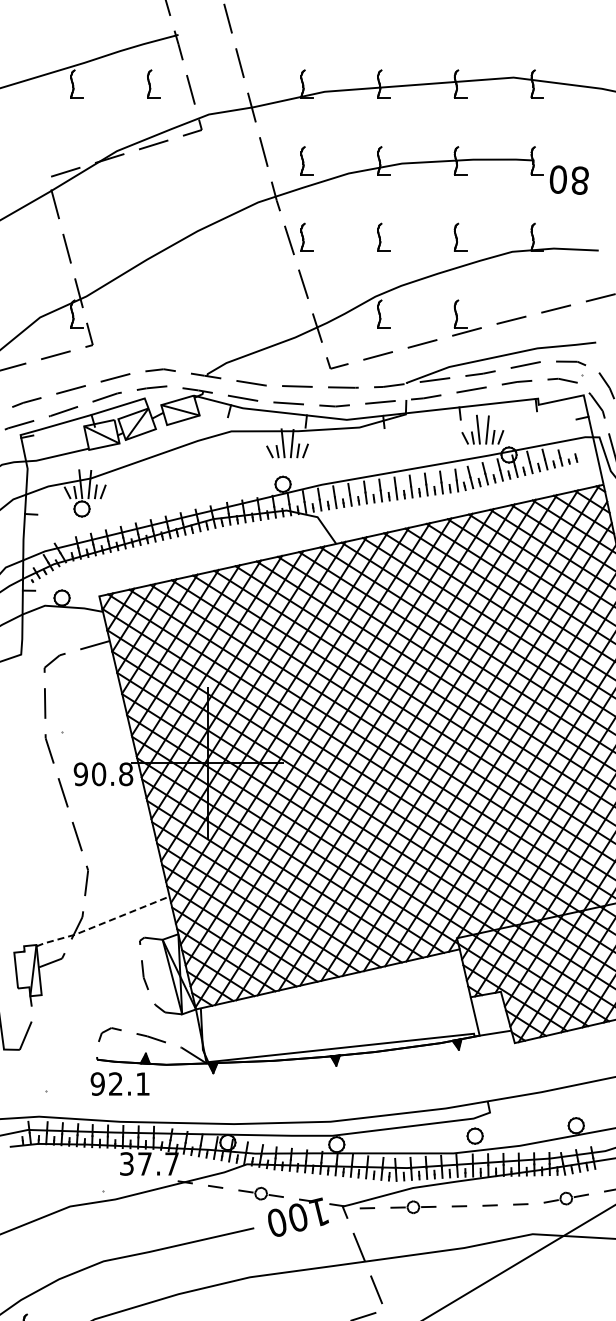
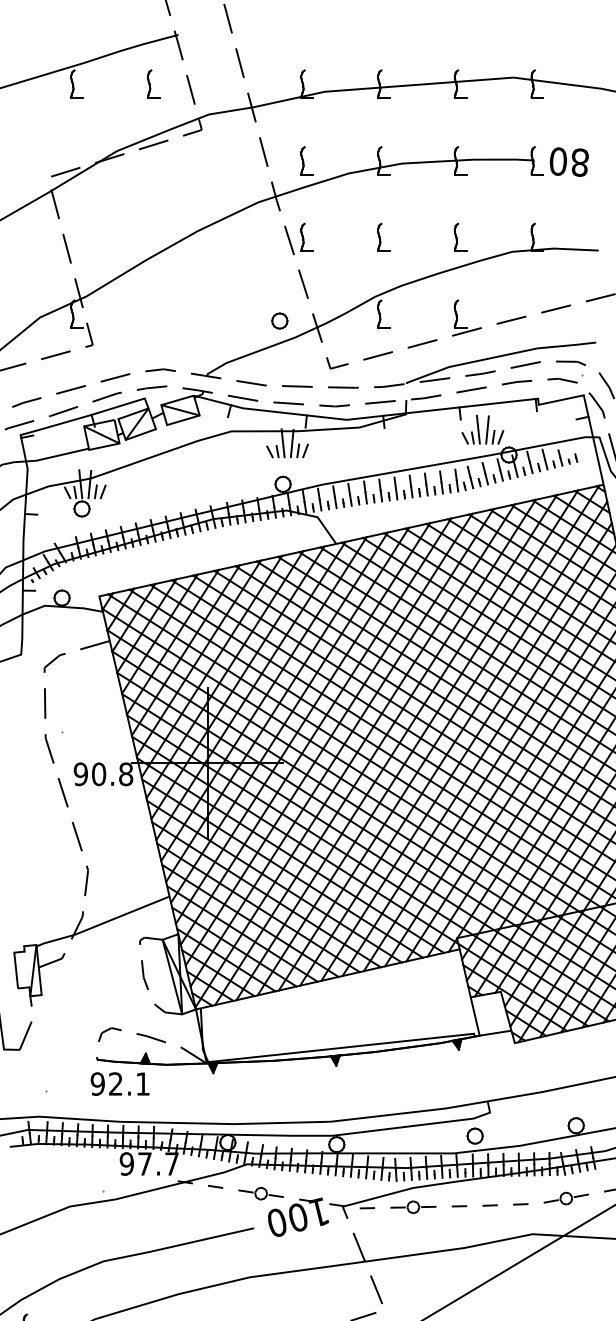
text position: (568, 179) -> (568, 161) (568, 161)
part: none -> present (279, 320)
line: dashed -> solid (101, 923)
text: 37.7 -> 97.7 (126, 1163)
